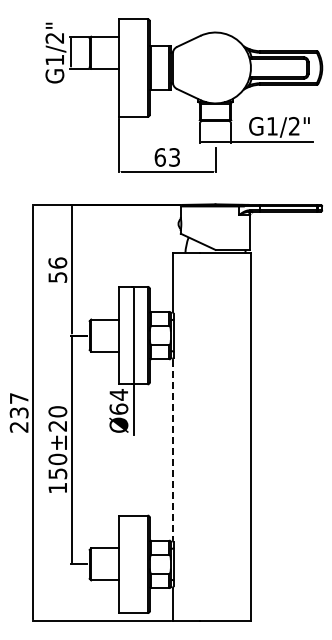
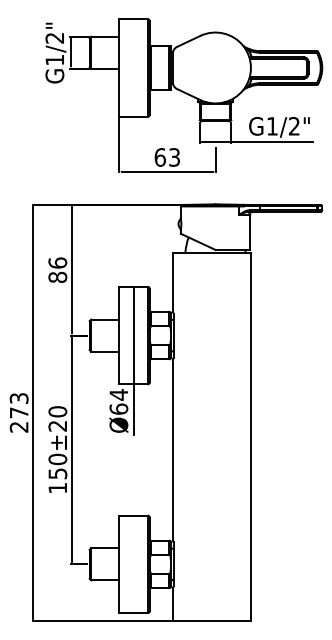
text: 56 -> 86 (57, 276)
text: 237 -> 273 (18, 405)
line: dashed -> solid (172, 450)
